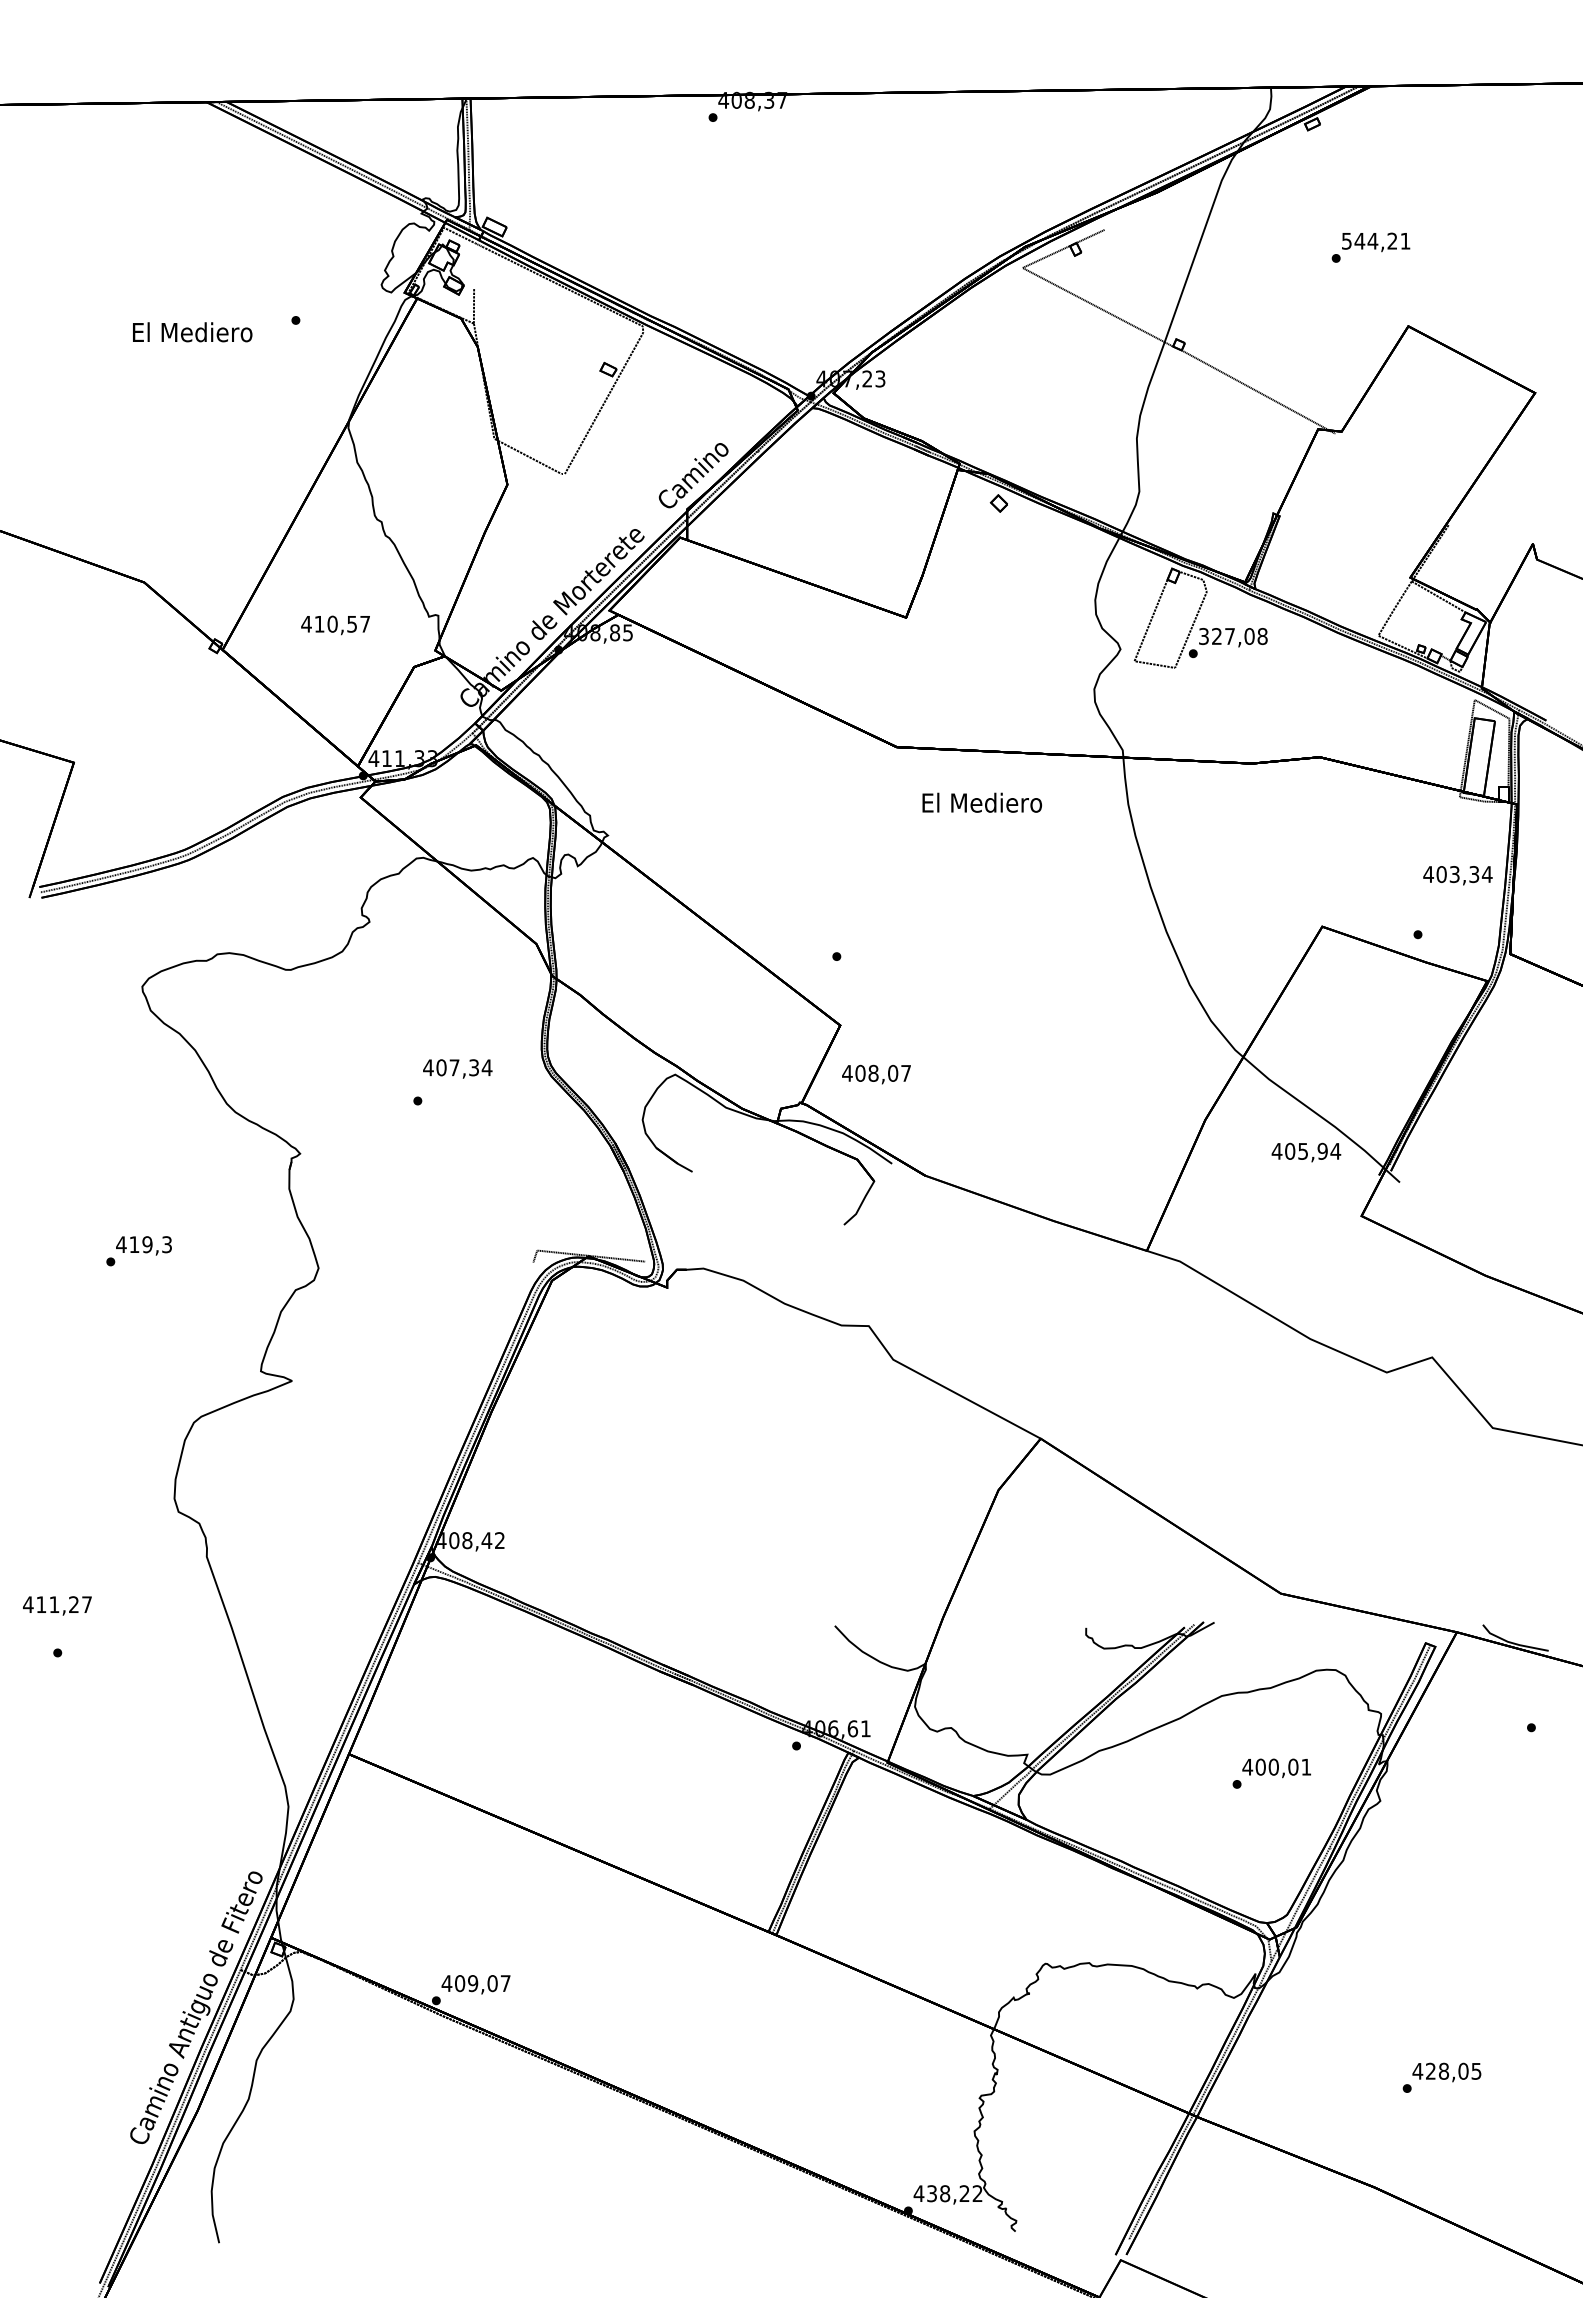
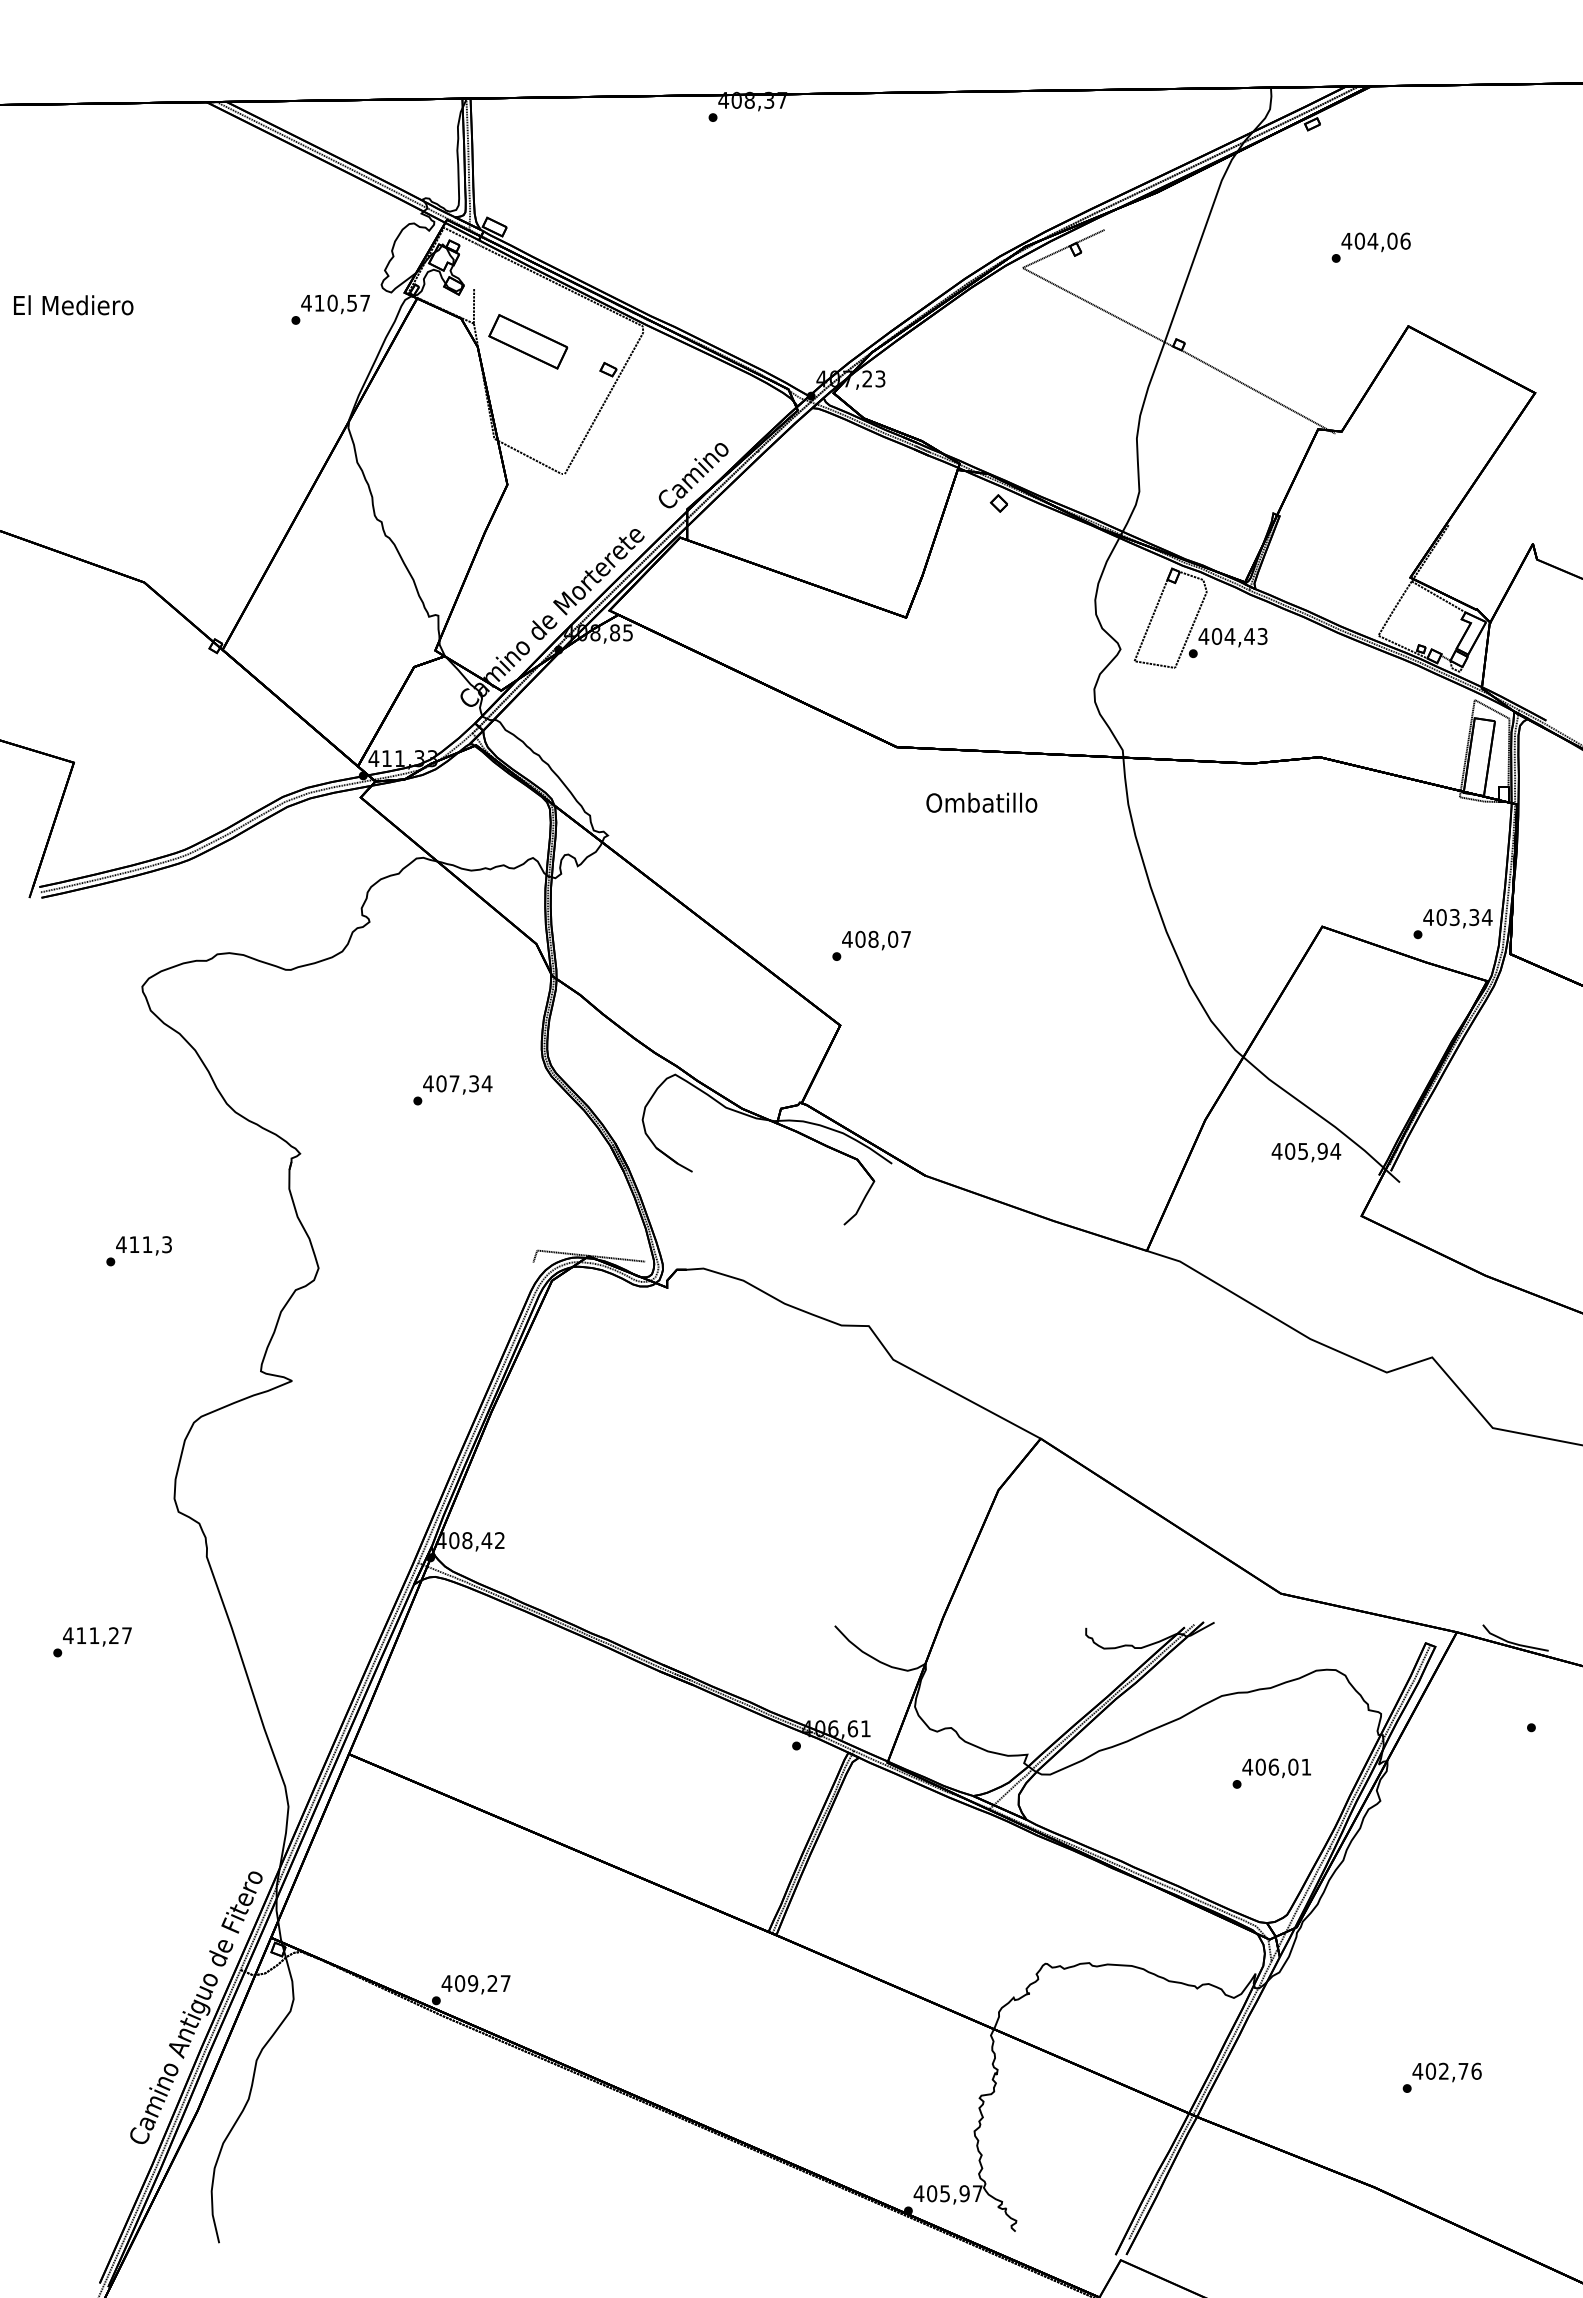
text: 544,21 -> 404,06 (1375, 240)
text position: (192, 332) -> (73, 305) (73, 305)
part: none -> present (528, 341)
text position: (335, 625) -> (335, 304) (335, 304)
text: 327,08 -> 404,43 (1232, 636)
text: El Mediero -> Ombatillo (982, 802)
text position: (1457, 875) -> (1457, 918) (1457, 918)
text position: (457, 1068) -> (457, 1084) (457, 1084)
text position: (876, 1074) -> (876, 940) (876, 940)
text: 419,3 -> 411,3 (147, 1244)
text position: (57, 1605) -> (97, 1636) (97, 1636)
text: 400,01 -> 406,01 (1273, 1766)
text: 409,07 -> 409,27 (492, 1983)
text: 428,05 -> 402,76 (1453, 2070)
text: 438,22 -> 405,97 (954, 2193)
